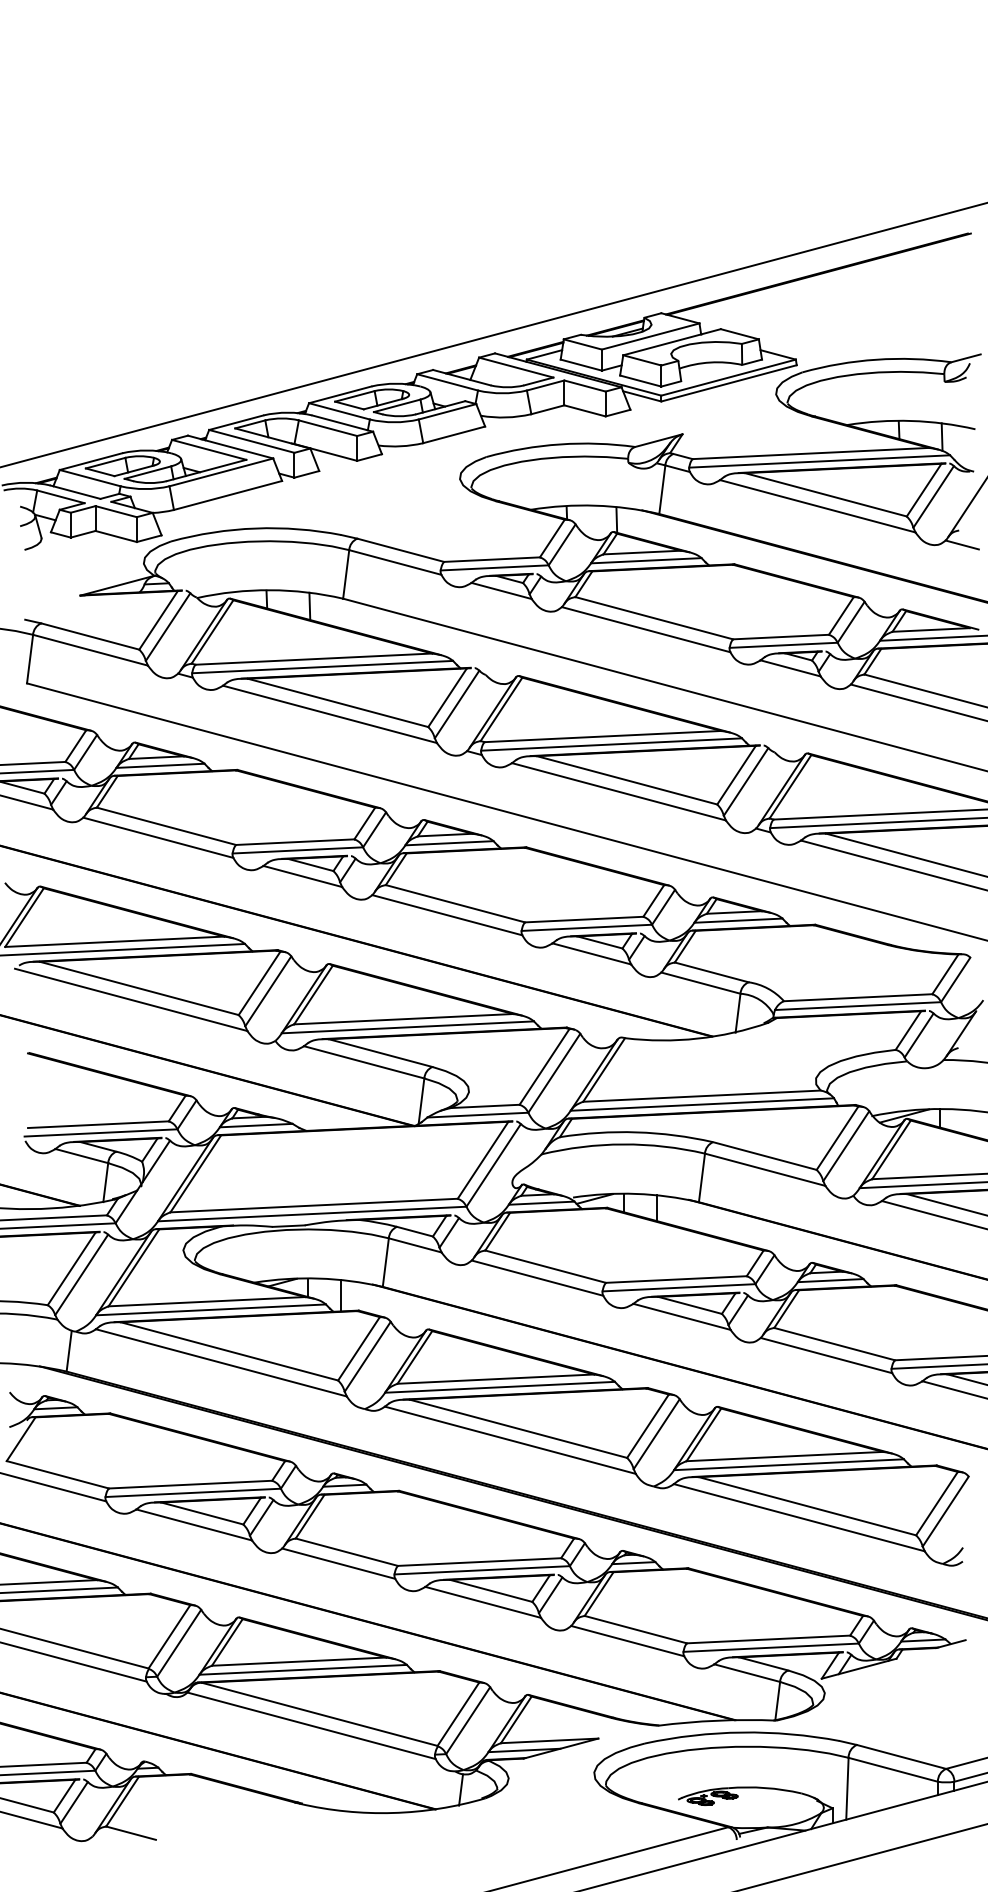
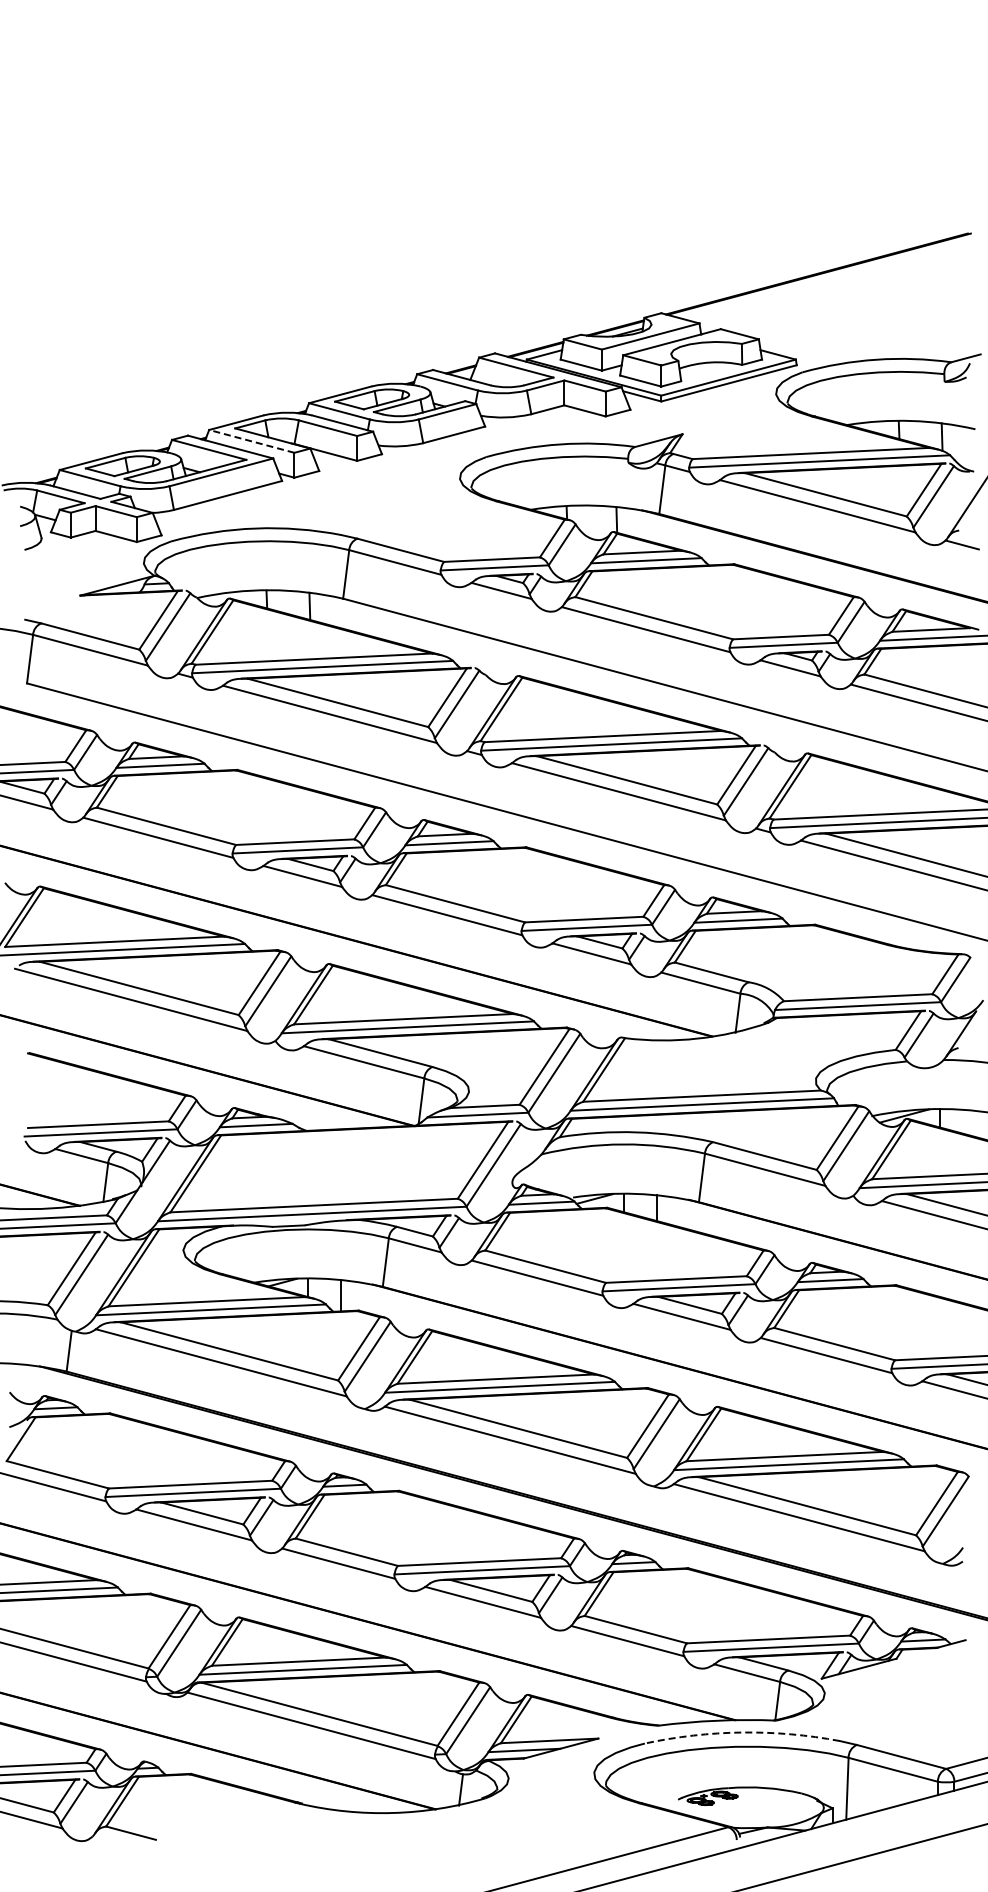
line: present -> none (493, 334)
line: solid -> dashed (251, 441)
arc: solid -> dashed (742, 1732)
